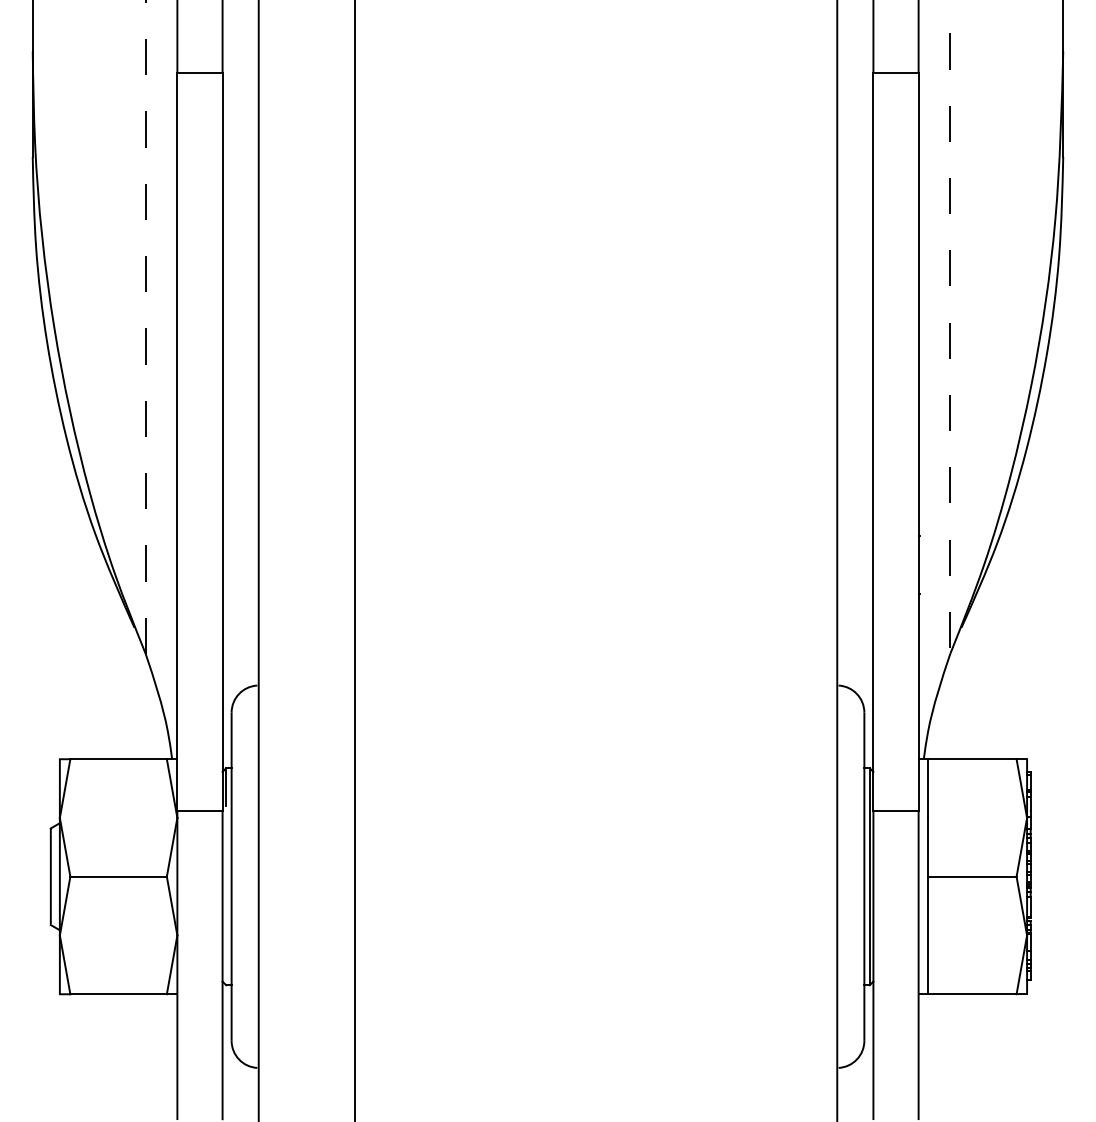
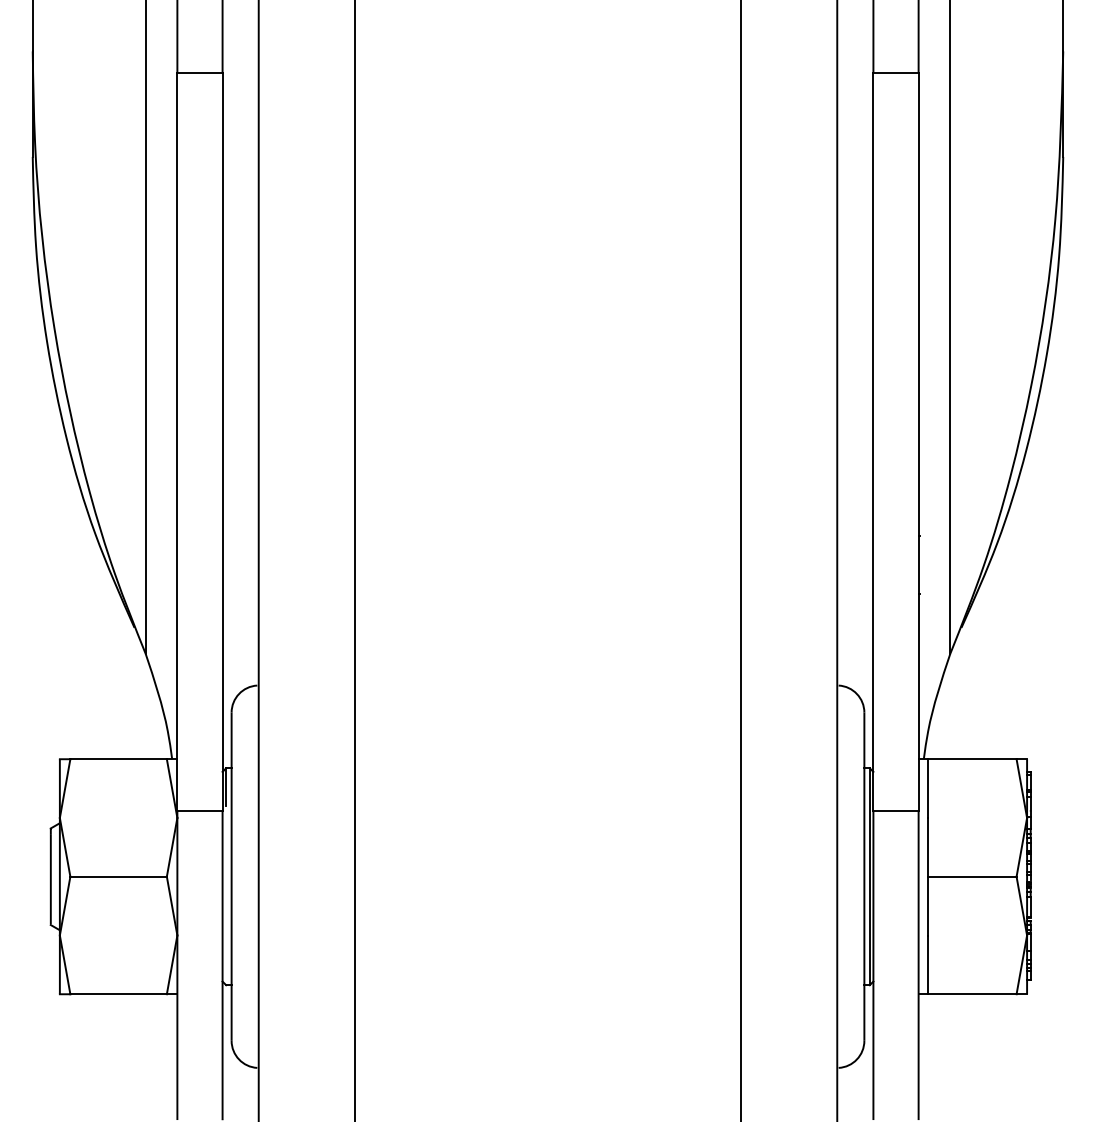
line: dashed -> solid (145, 326)
line: dashed -> solid (950, 327)
line: none -> present (740, 560)
